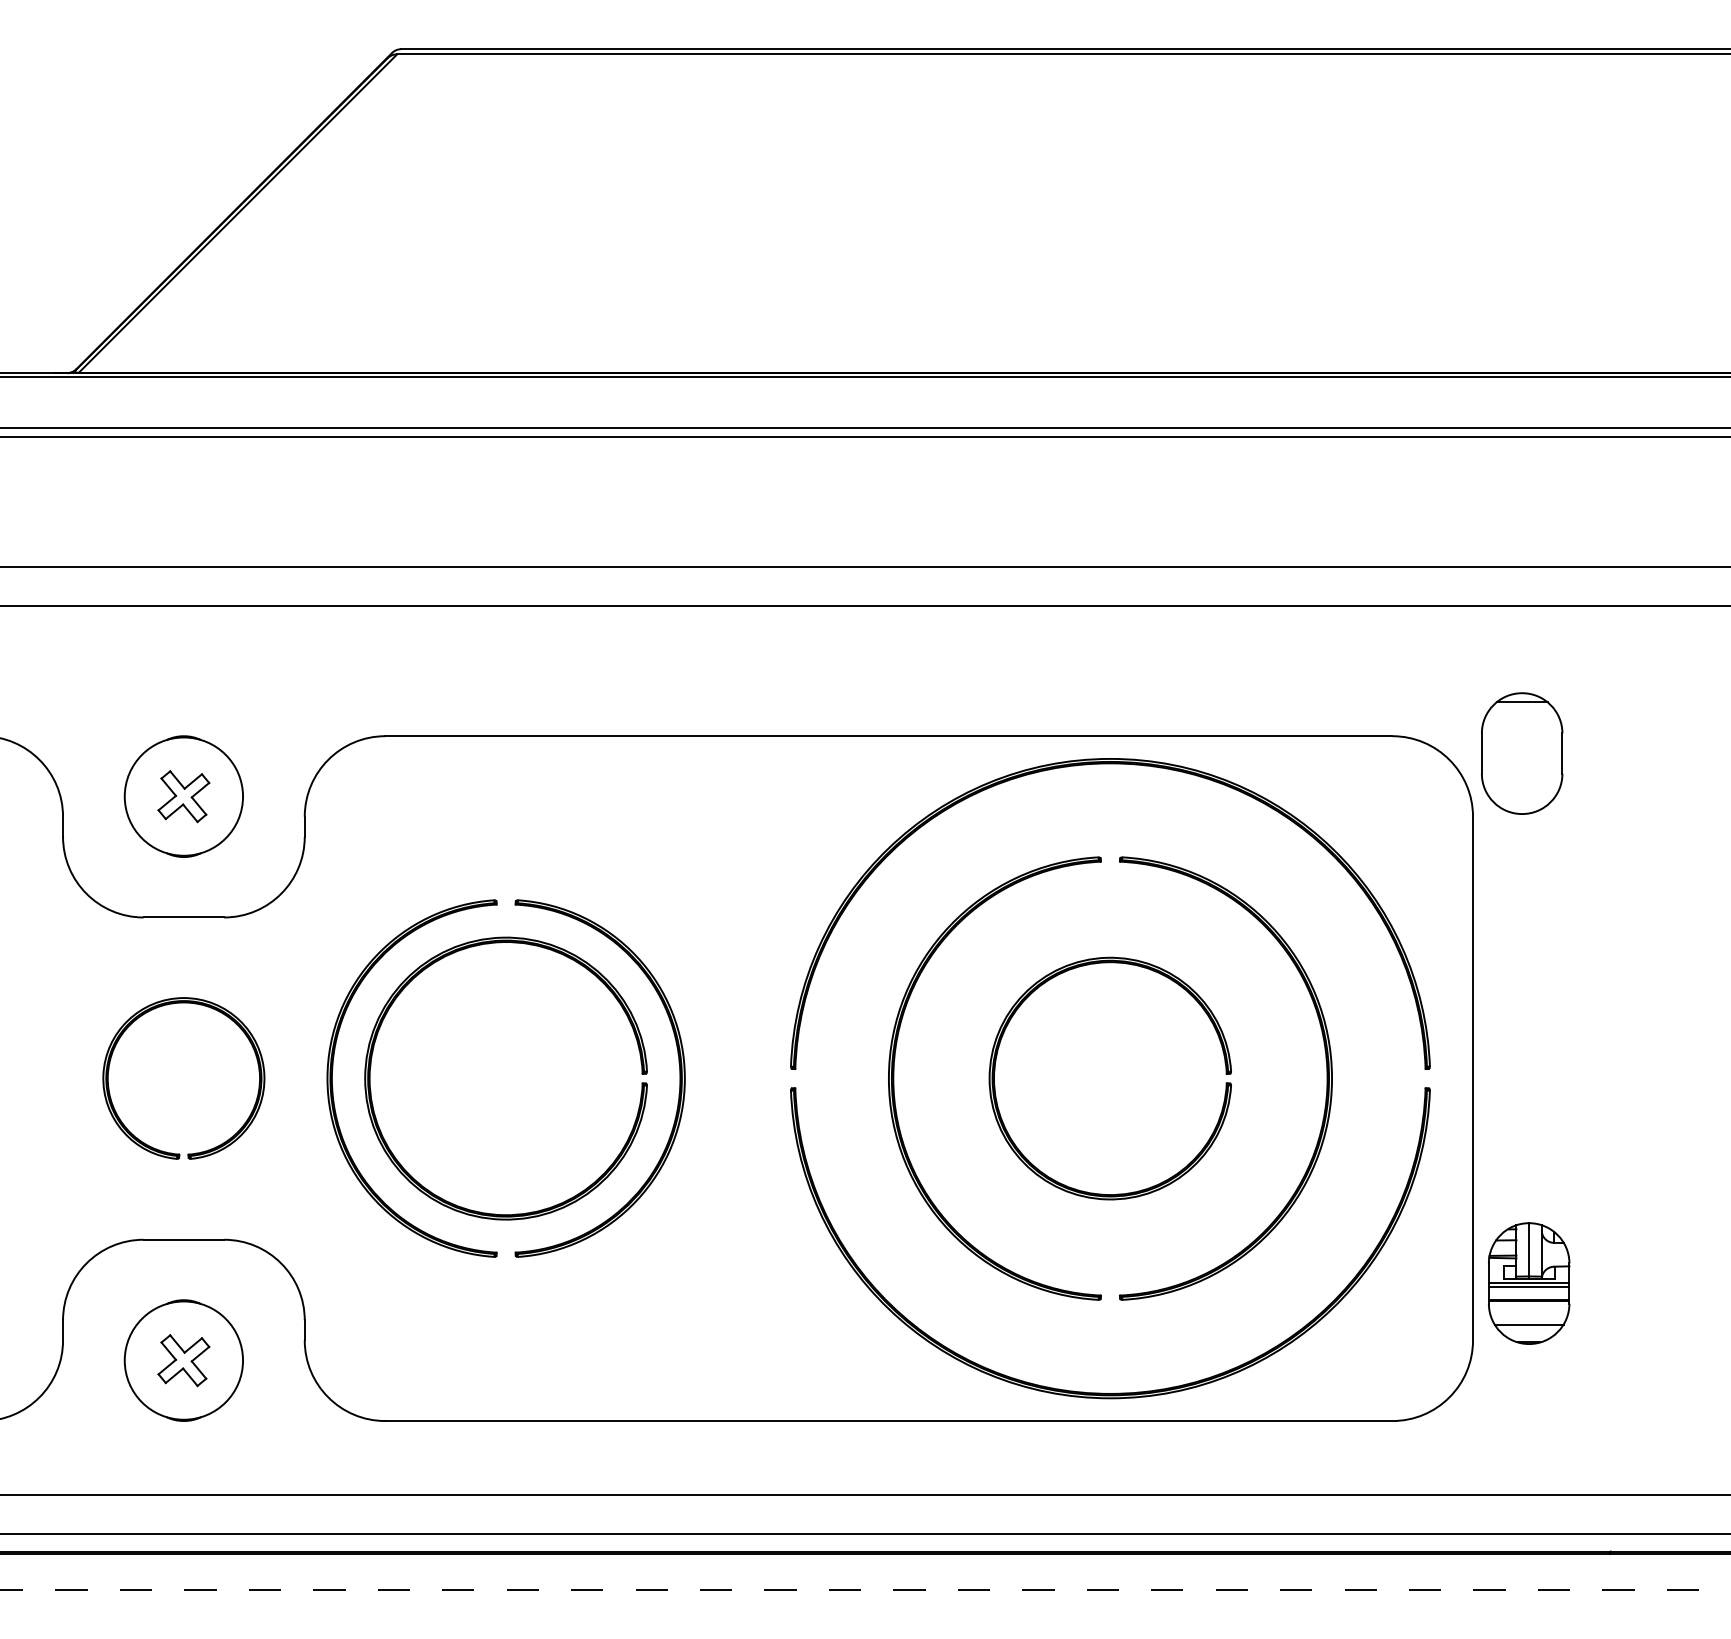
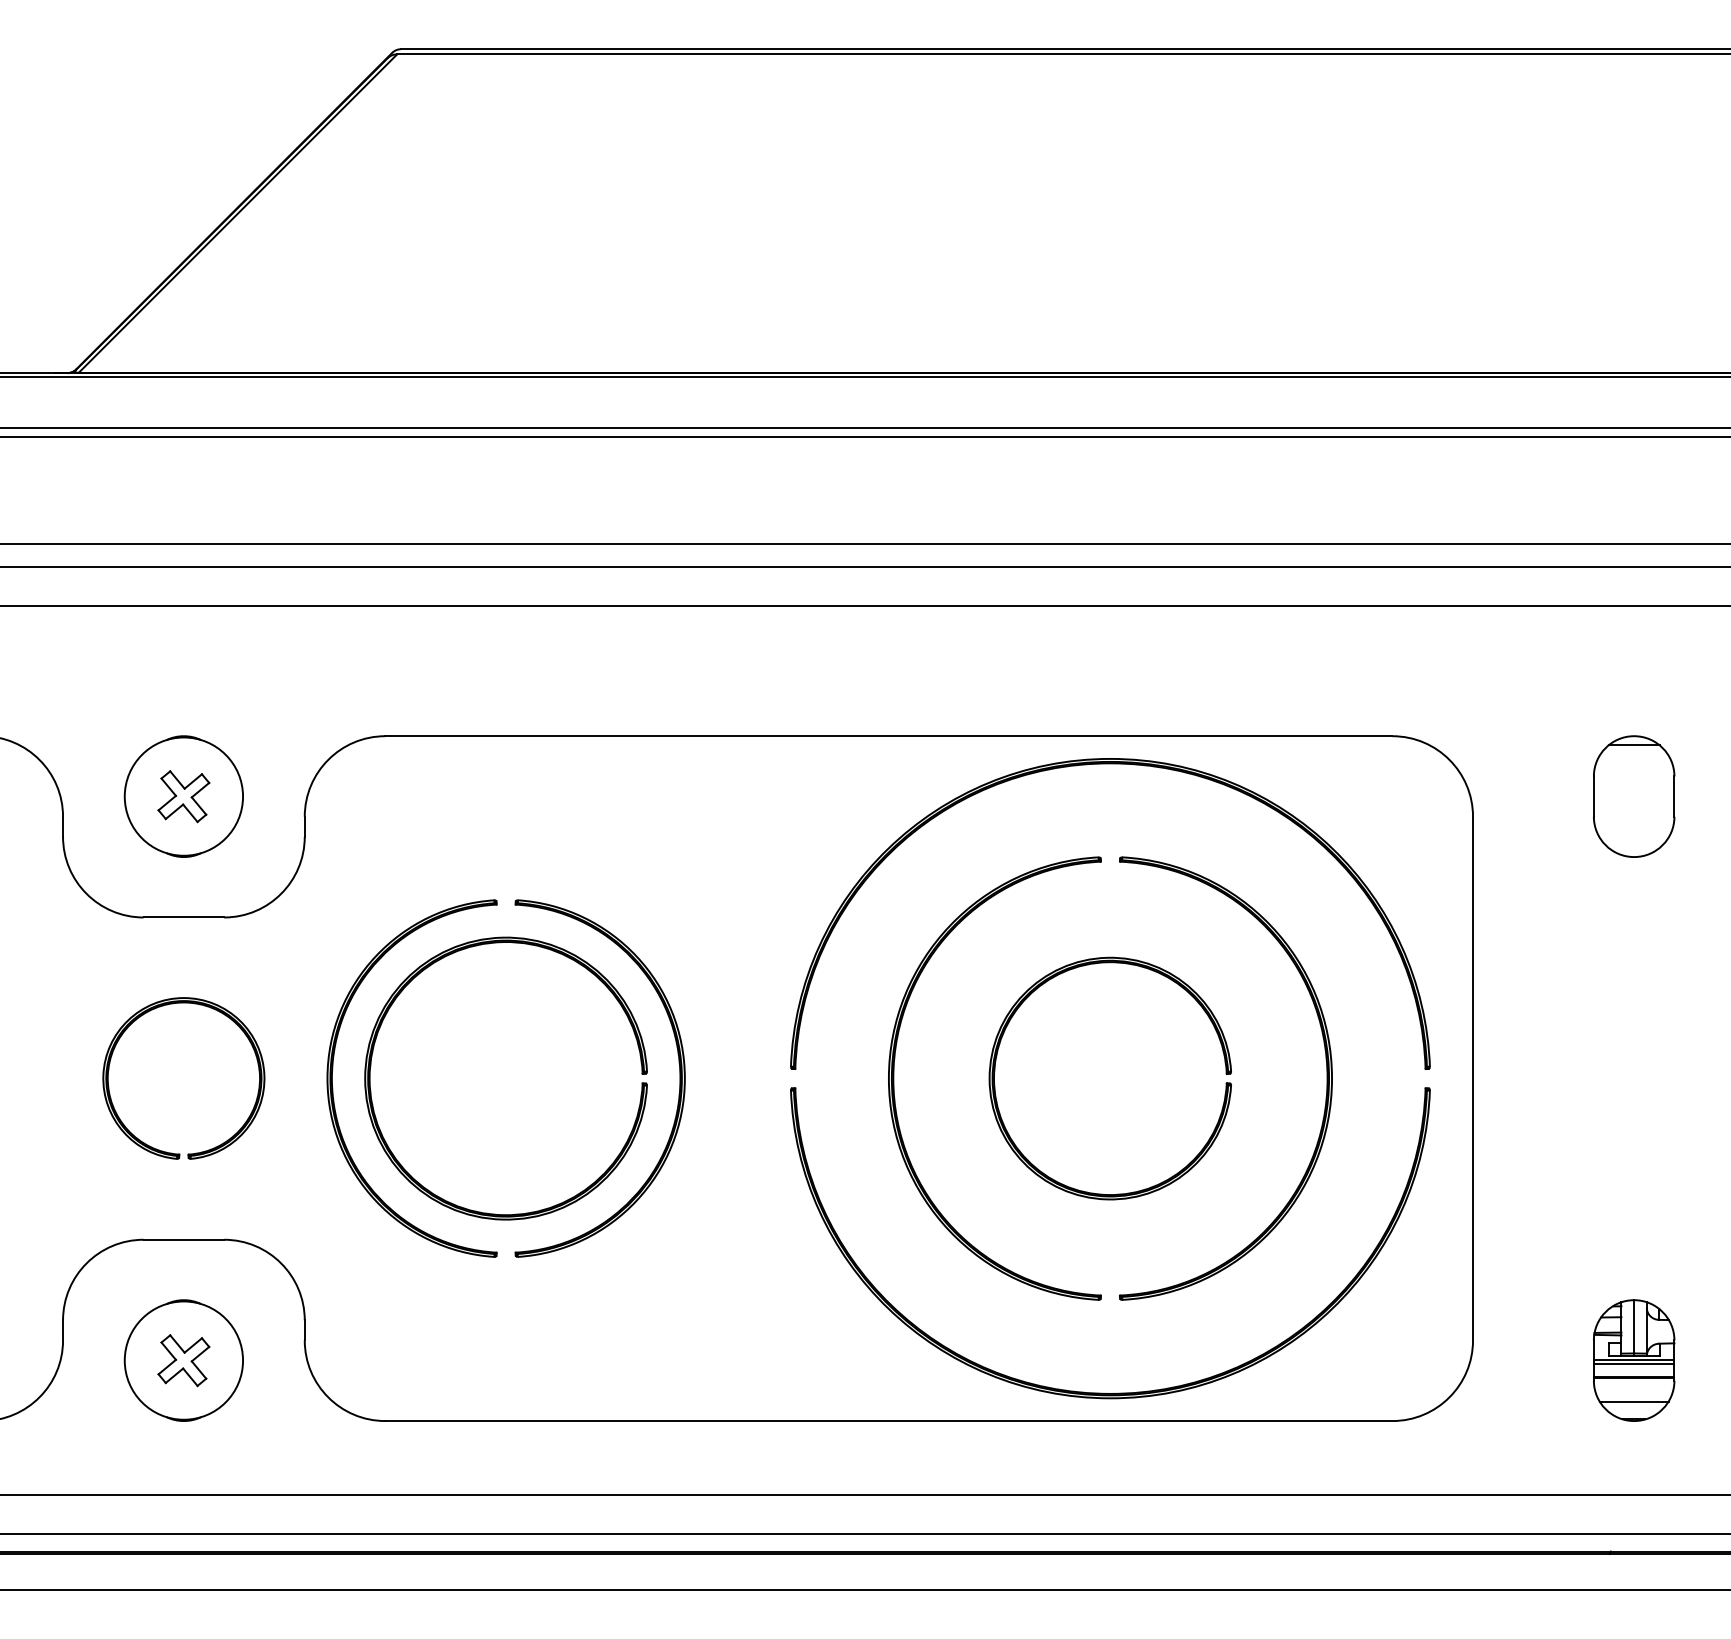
line: none -> present (864, 543)
part position: (1522, 753) -> (1634, 796) (1634, 796)
part position: (1529, 1283) -> (1634, 1360) (1634, 1360)
line: dashed -> solid (864, 1589)
